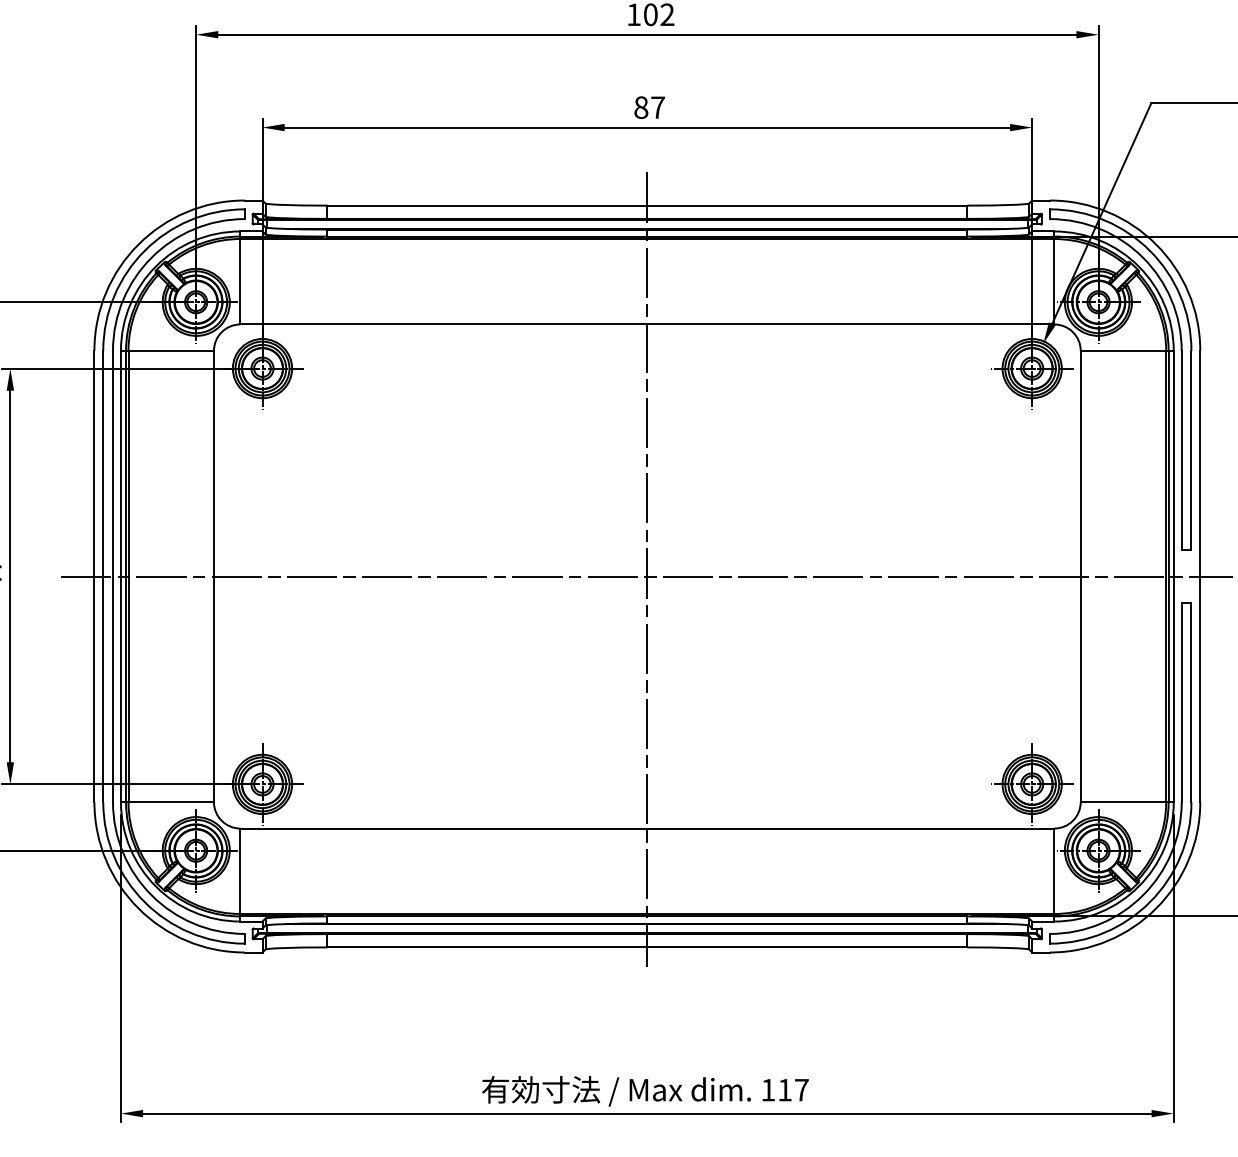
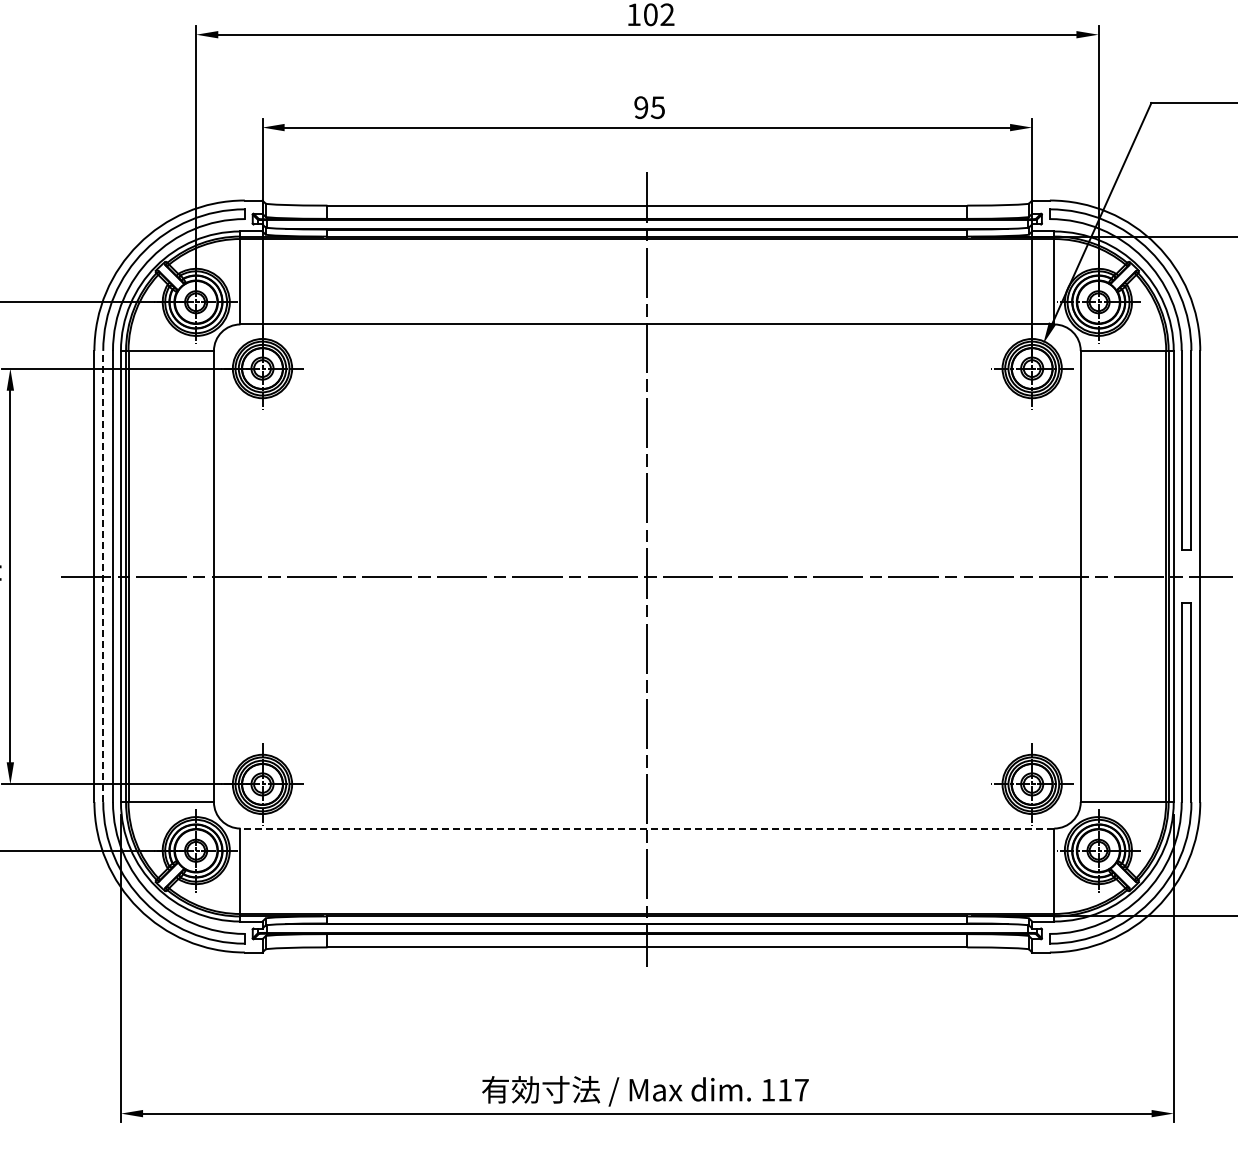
text: 87 -> 95 (649, 107)
line: solid -> dashed (103, 576)
line: solid -> dashed (647, 828)
